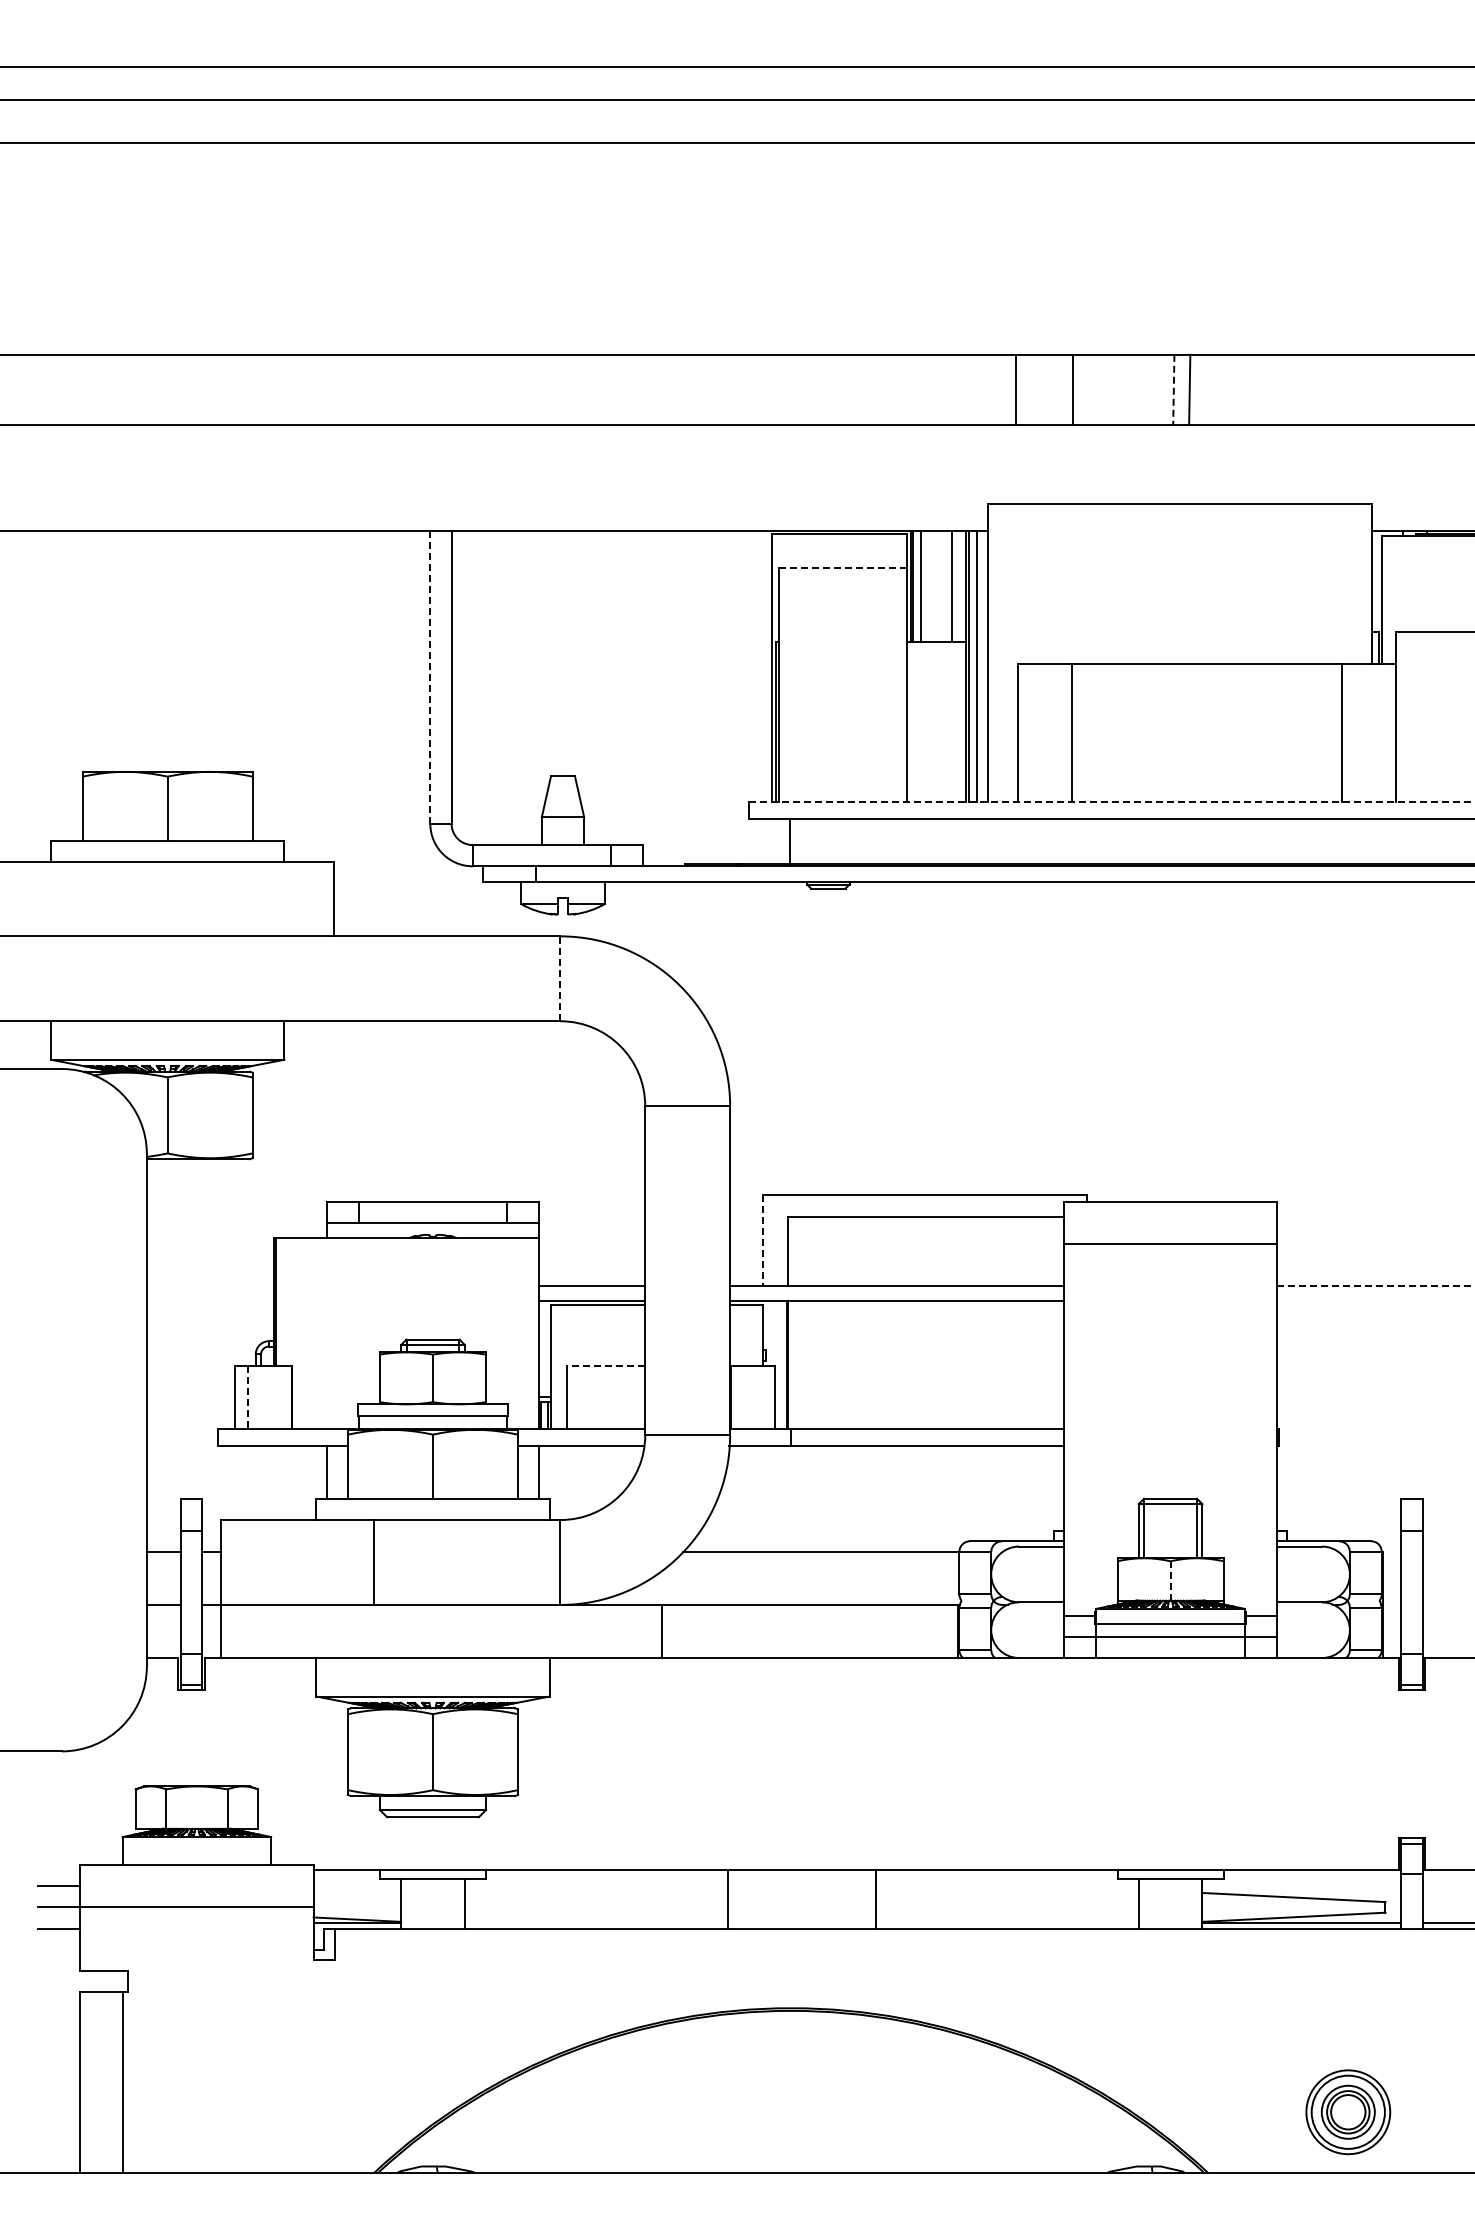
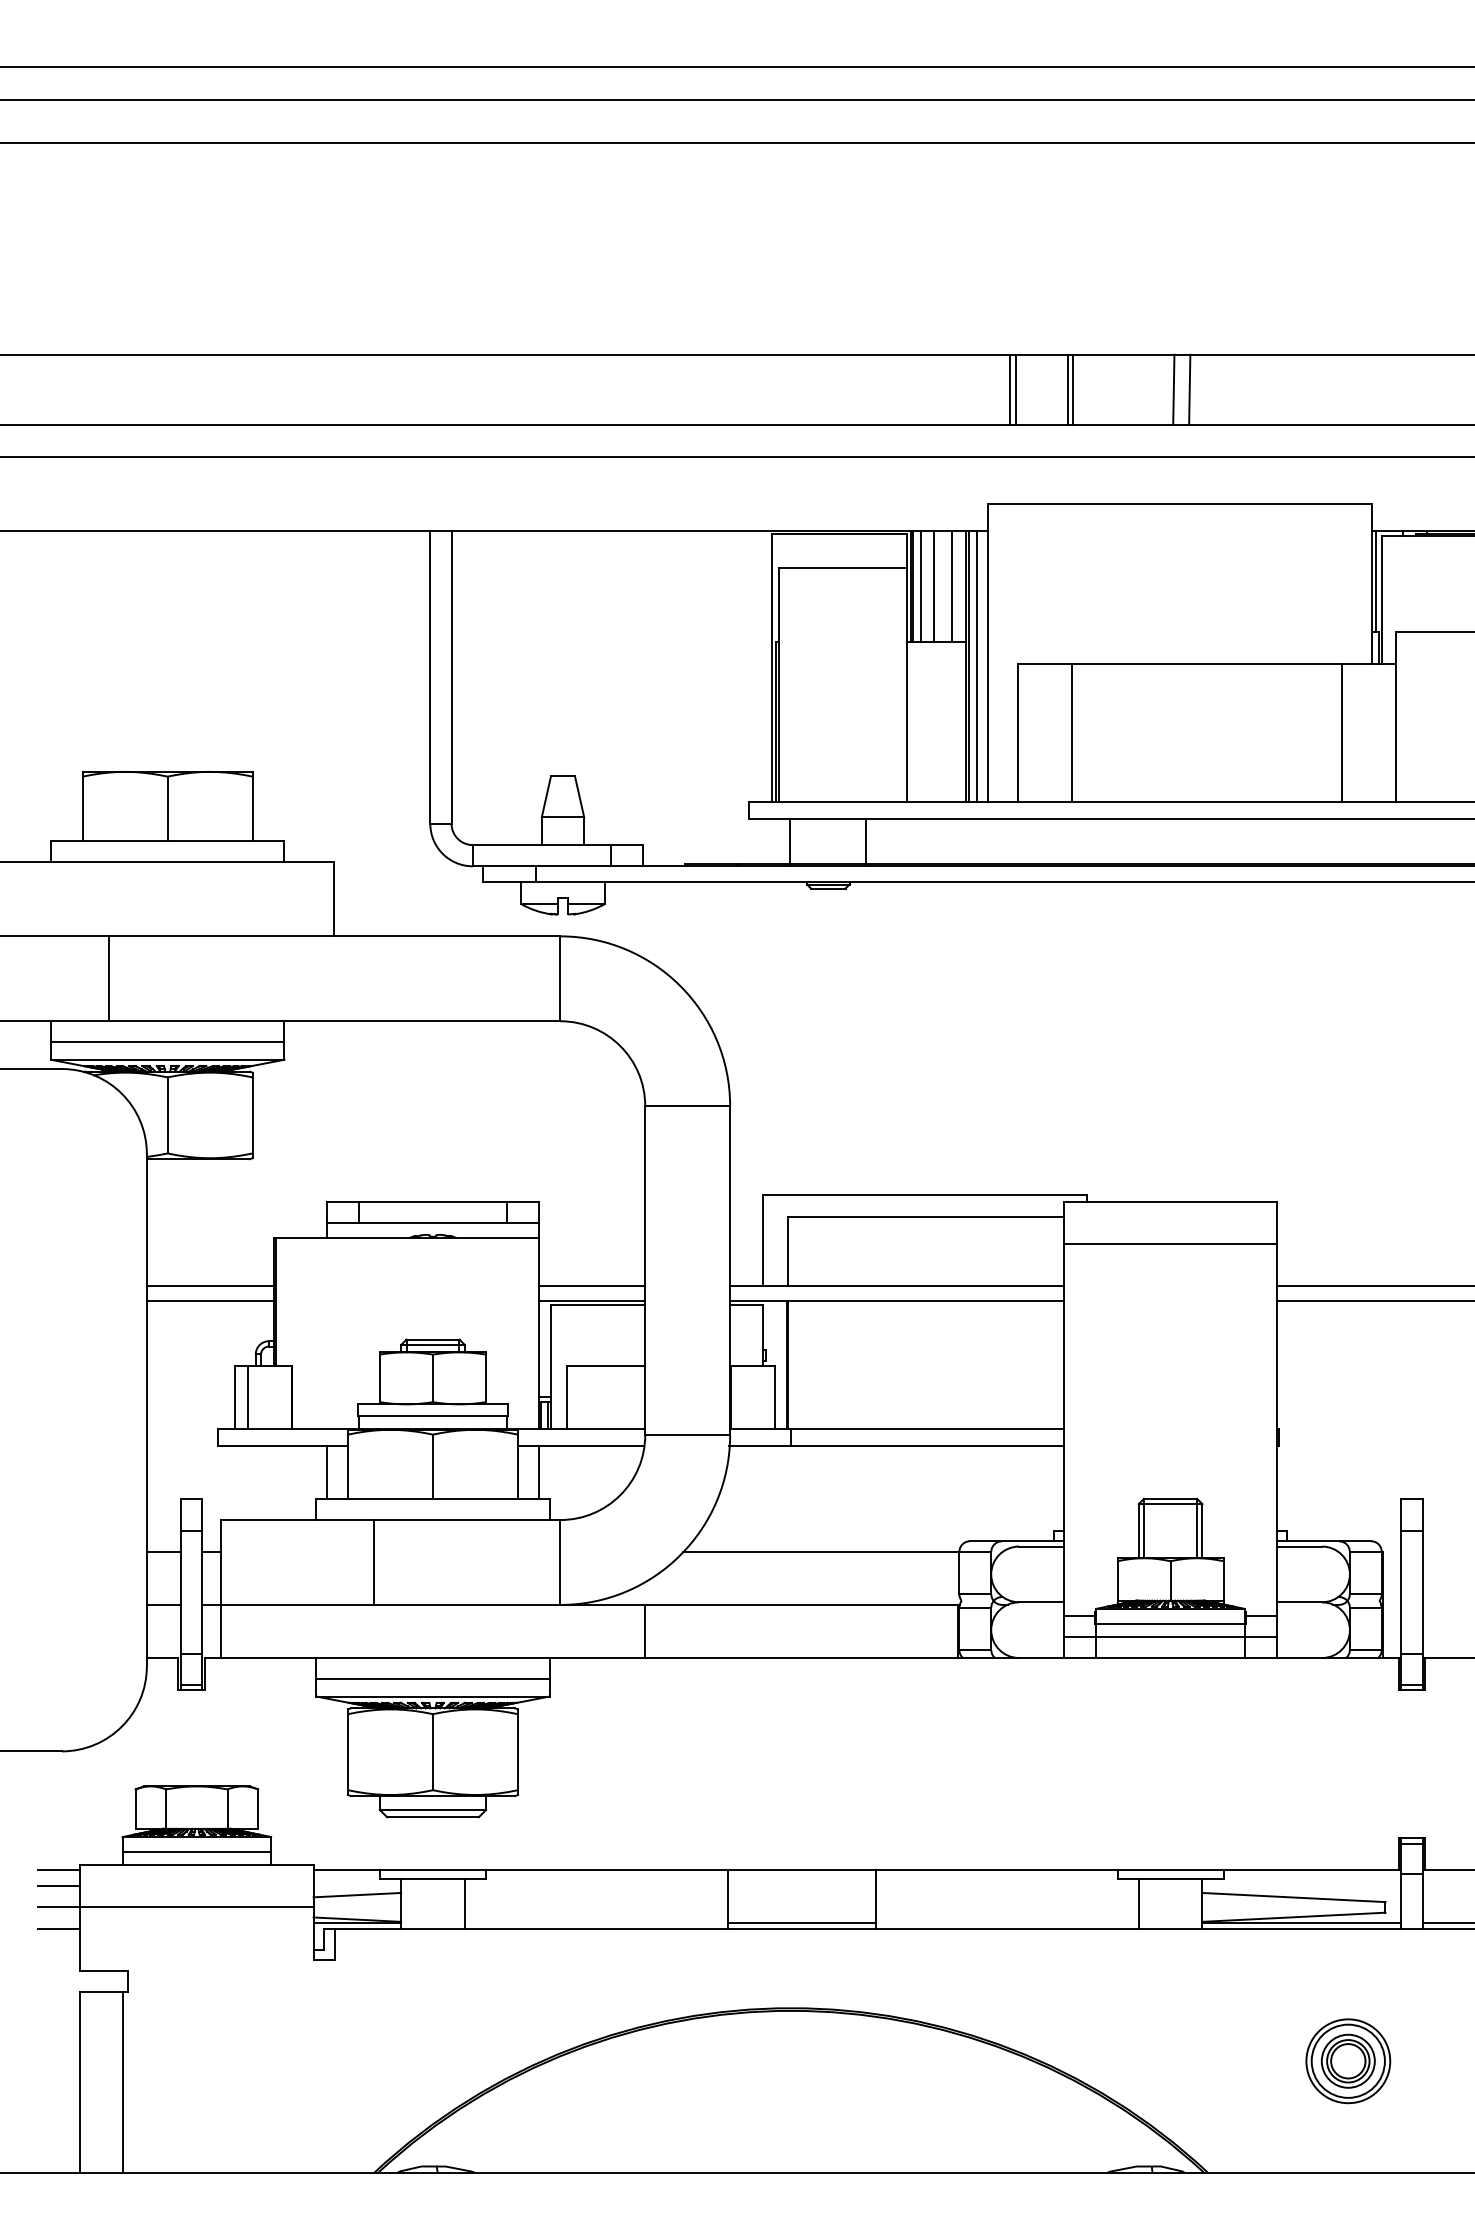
line: none -> present (1009, 389)
line: none -> present (1067, 389)
line: dashed -> solid (1173, 390)
line: none -> present (736, 456)
line: dashed -> solid (843, 568)
line: none -> present (1376, 580)
line: none -> present (934, 586)
line: dashed -> solid (430, 676)
line: dashed -> solid (1111, 801)
line: none -> present (866, 840)
line: none -> present (108, 978)
line: dashed -> solid (560, 978)
line: none -> present (167, 1042)
line: dashed -> solid (763, 1240)
line: none -> present (210, 1285)
line: dashed -> solid (1376, 1285)
line: none -> present (210, 1301)
line: none -> present (1373, 1301)
line: dashed -> solid (605, 1366)
line: dashed -> solid (248, 1397)
line: dashed -> solid (1170, 1580)
line position: (662, 1631) -> (645, 1631) (645, 1631)
line: none -> present (432, 1679)
line: none -> present (196, 1852)
line: none -> present (58, 1870)
line: none -> present (357, 1894)
line: none -> present (801, 1923)
part position: (1348, 2112) -> (1348, 2061) (1348, 2061)
